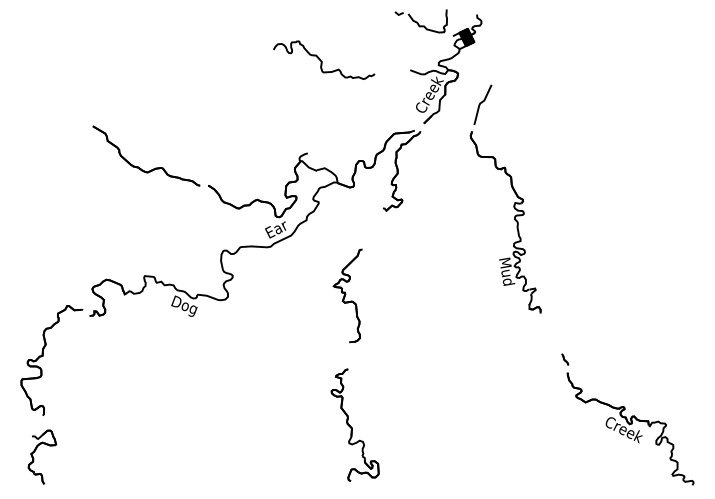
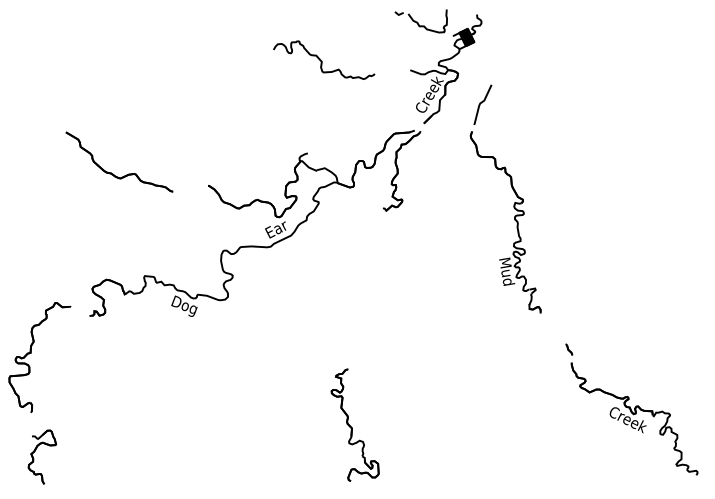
part position: (140, 167) -> (113, 173) (113, 173)
part: present -> none (347, 295)
part position: (43, 356) -> (31, 353) (31, 353)
part position: (627, 419) -> (631, 409) (631, 409)
